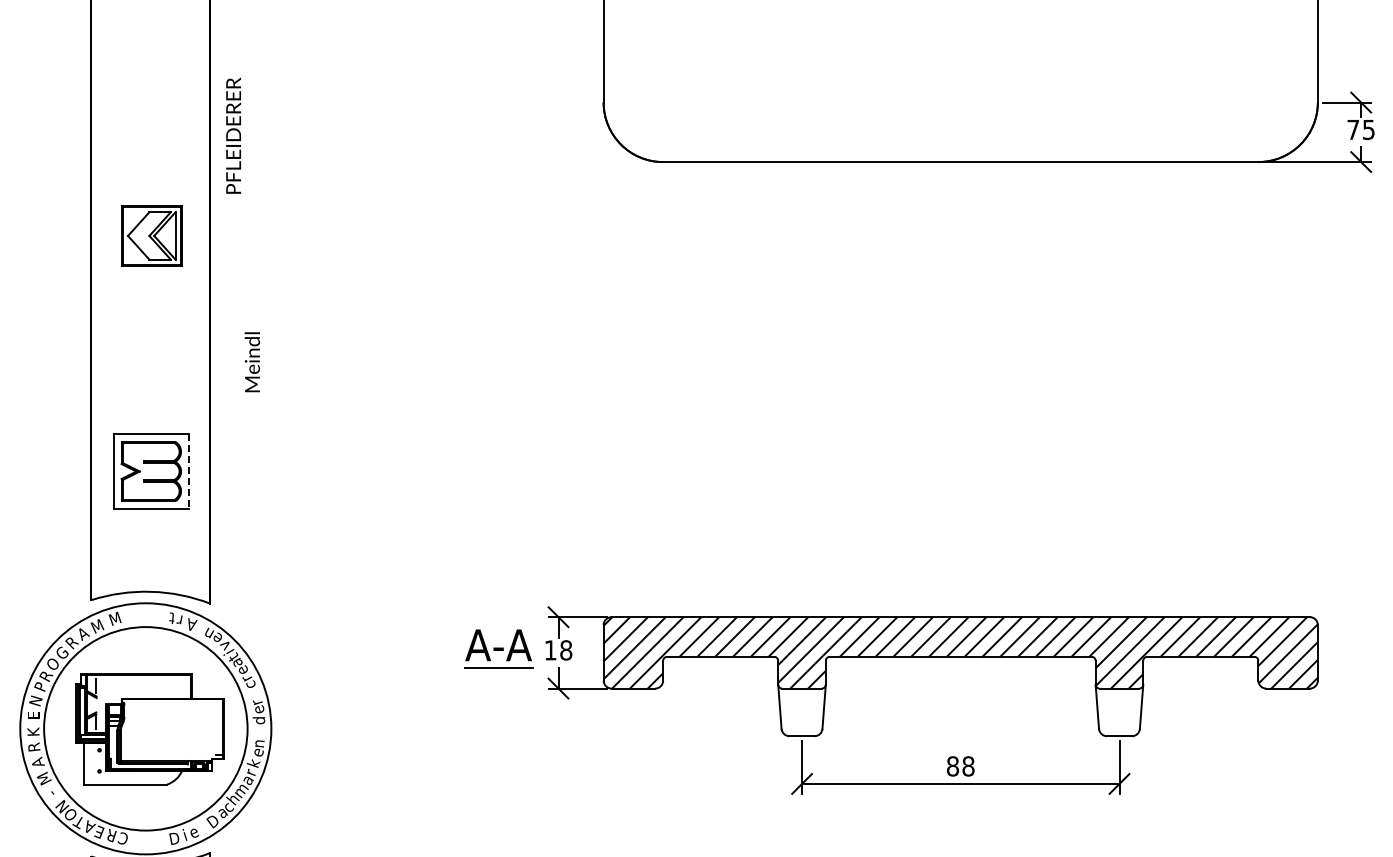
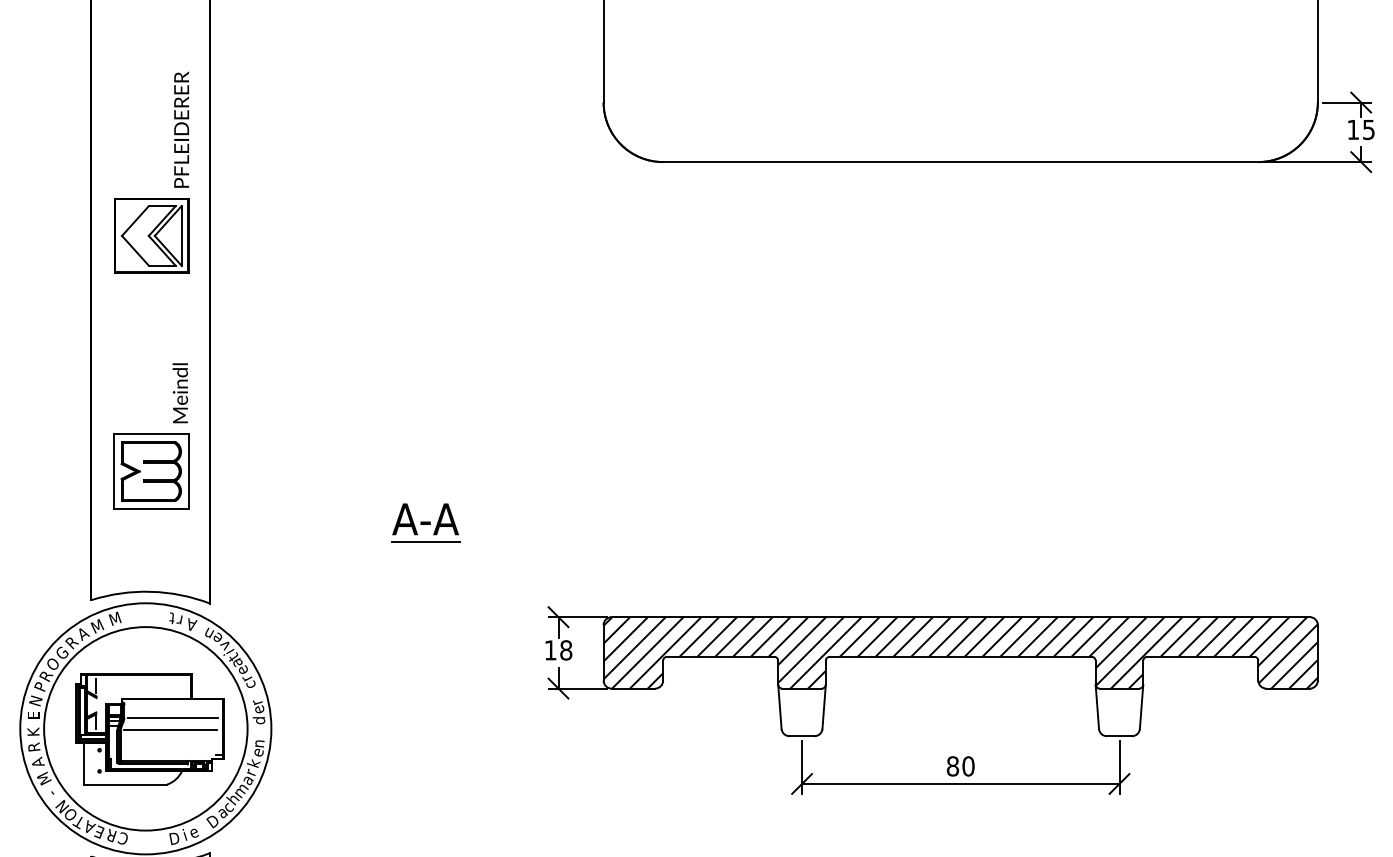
text: 75 -> 15 (1352, 129)
text position: (233, 135) -> (181, 129) (181, 129)
part size: 62x62 px -> 76x76 px (151, 235)
text position: (251, 362) -> (179, 393) (179, 393)
line: dashed -> solid (188, 472)
part position: (498, 648) -> (425, 522) (425, 522)
line: none -> present (172, 718)
line: none -> present (169, 730)
text: 88 -> 80 (968, 766)
